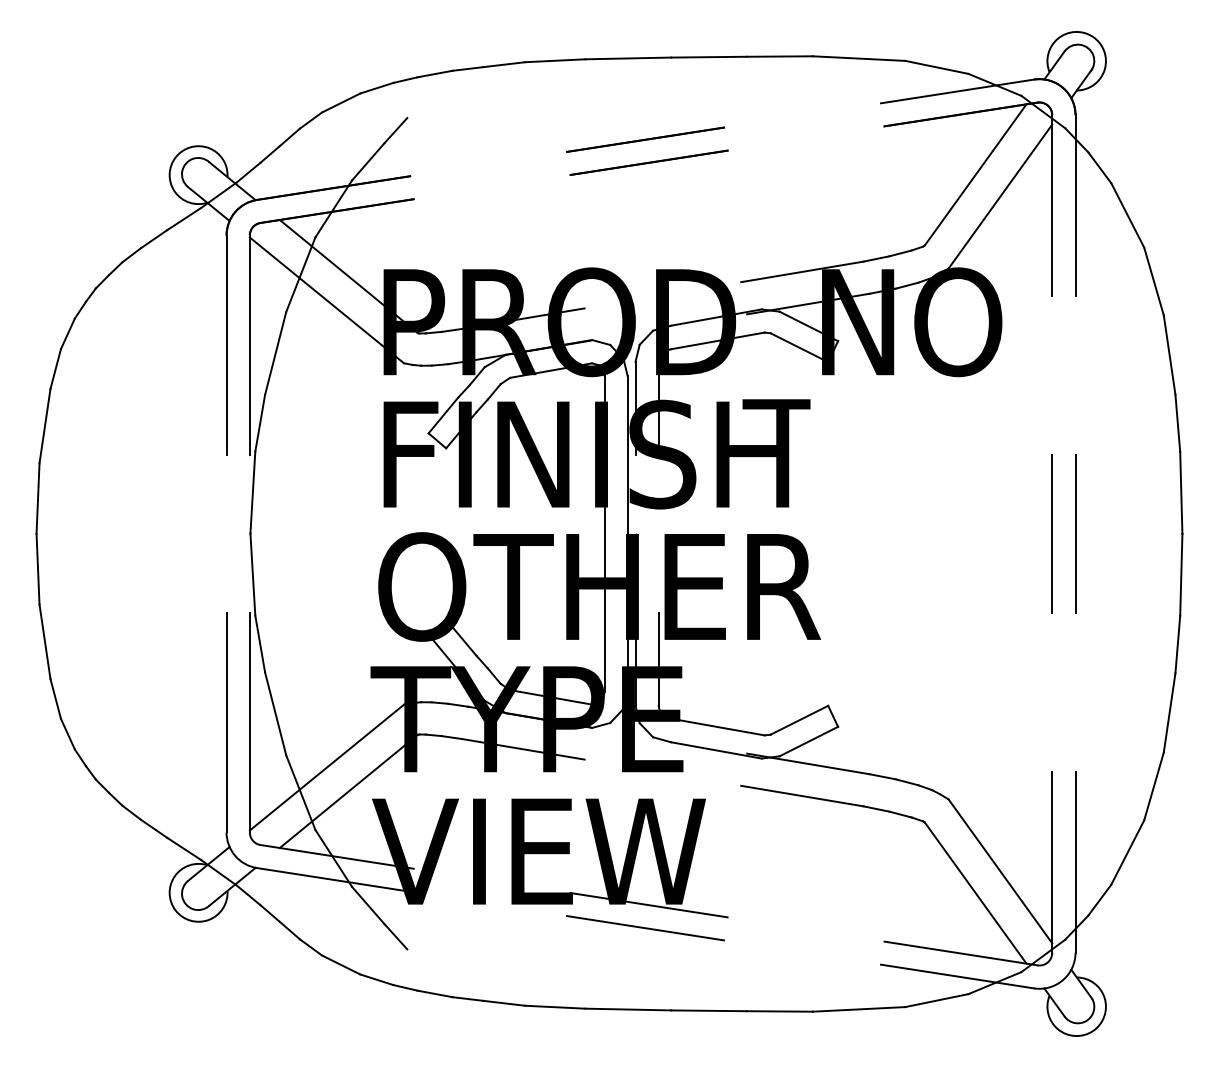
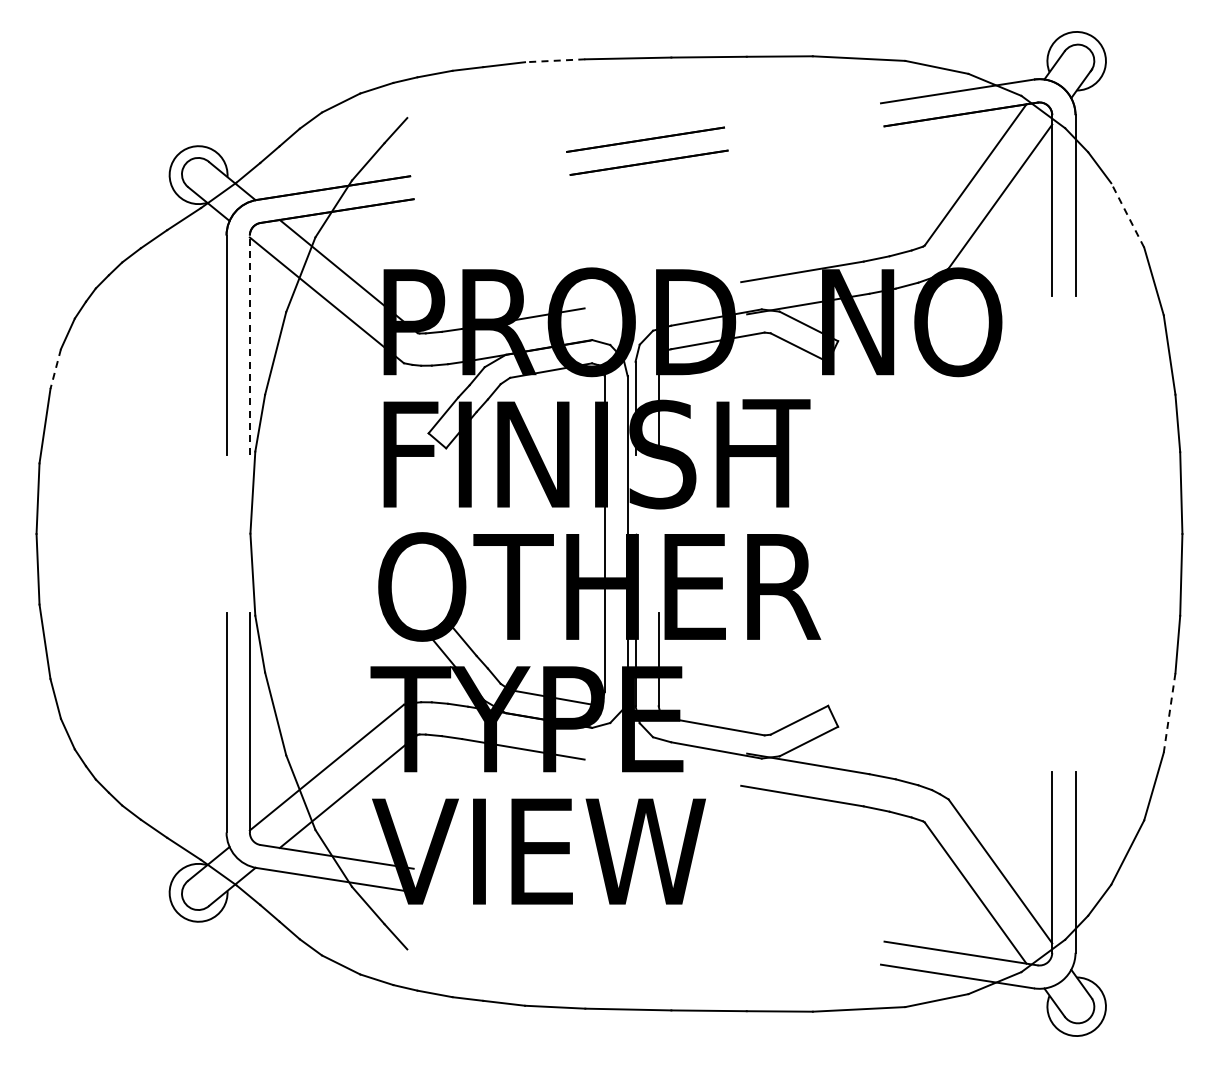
line: solid -> dashed (554, 60)
line: solid -> dashed (1127, 214)
line: solid -> dashed (249, 345)
line: solid -> dashed (55, 369)
line: present -> none (1052, 533)
line: present -> none (1075, 533)
line: solid -> dashed (1169, 713)
line: present -> none (648, 905)
line: present -> none (645, 928)
